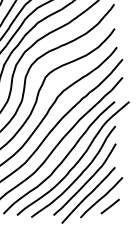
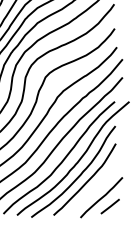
line: present -> none (88, 195)
